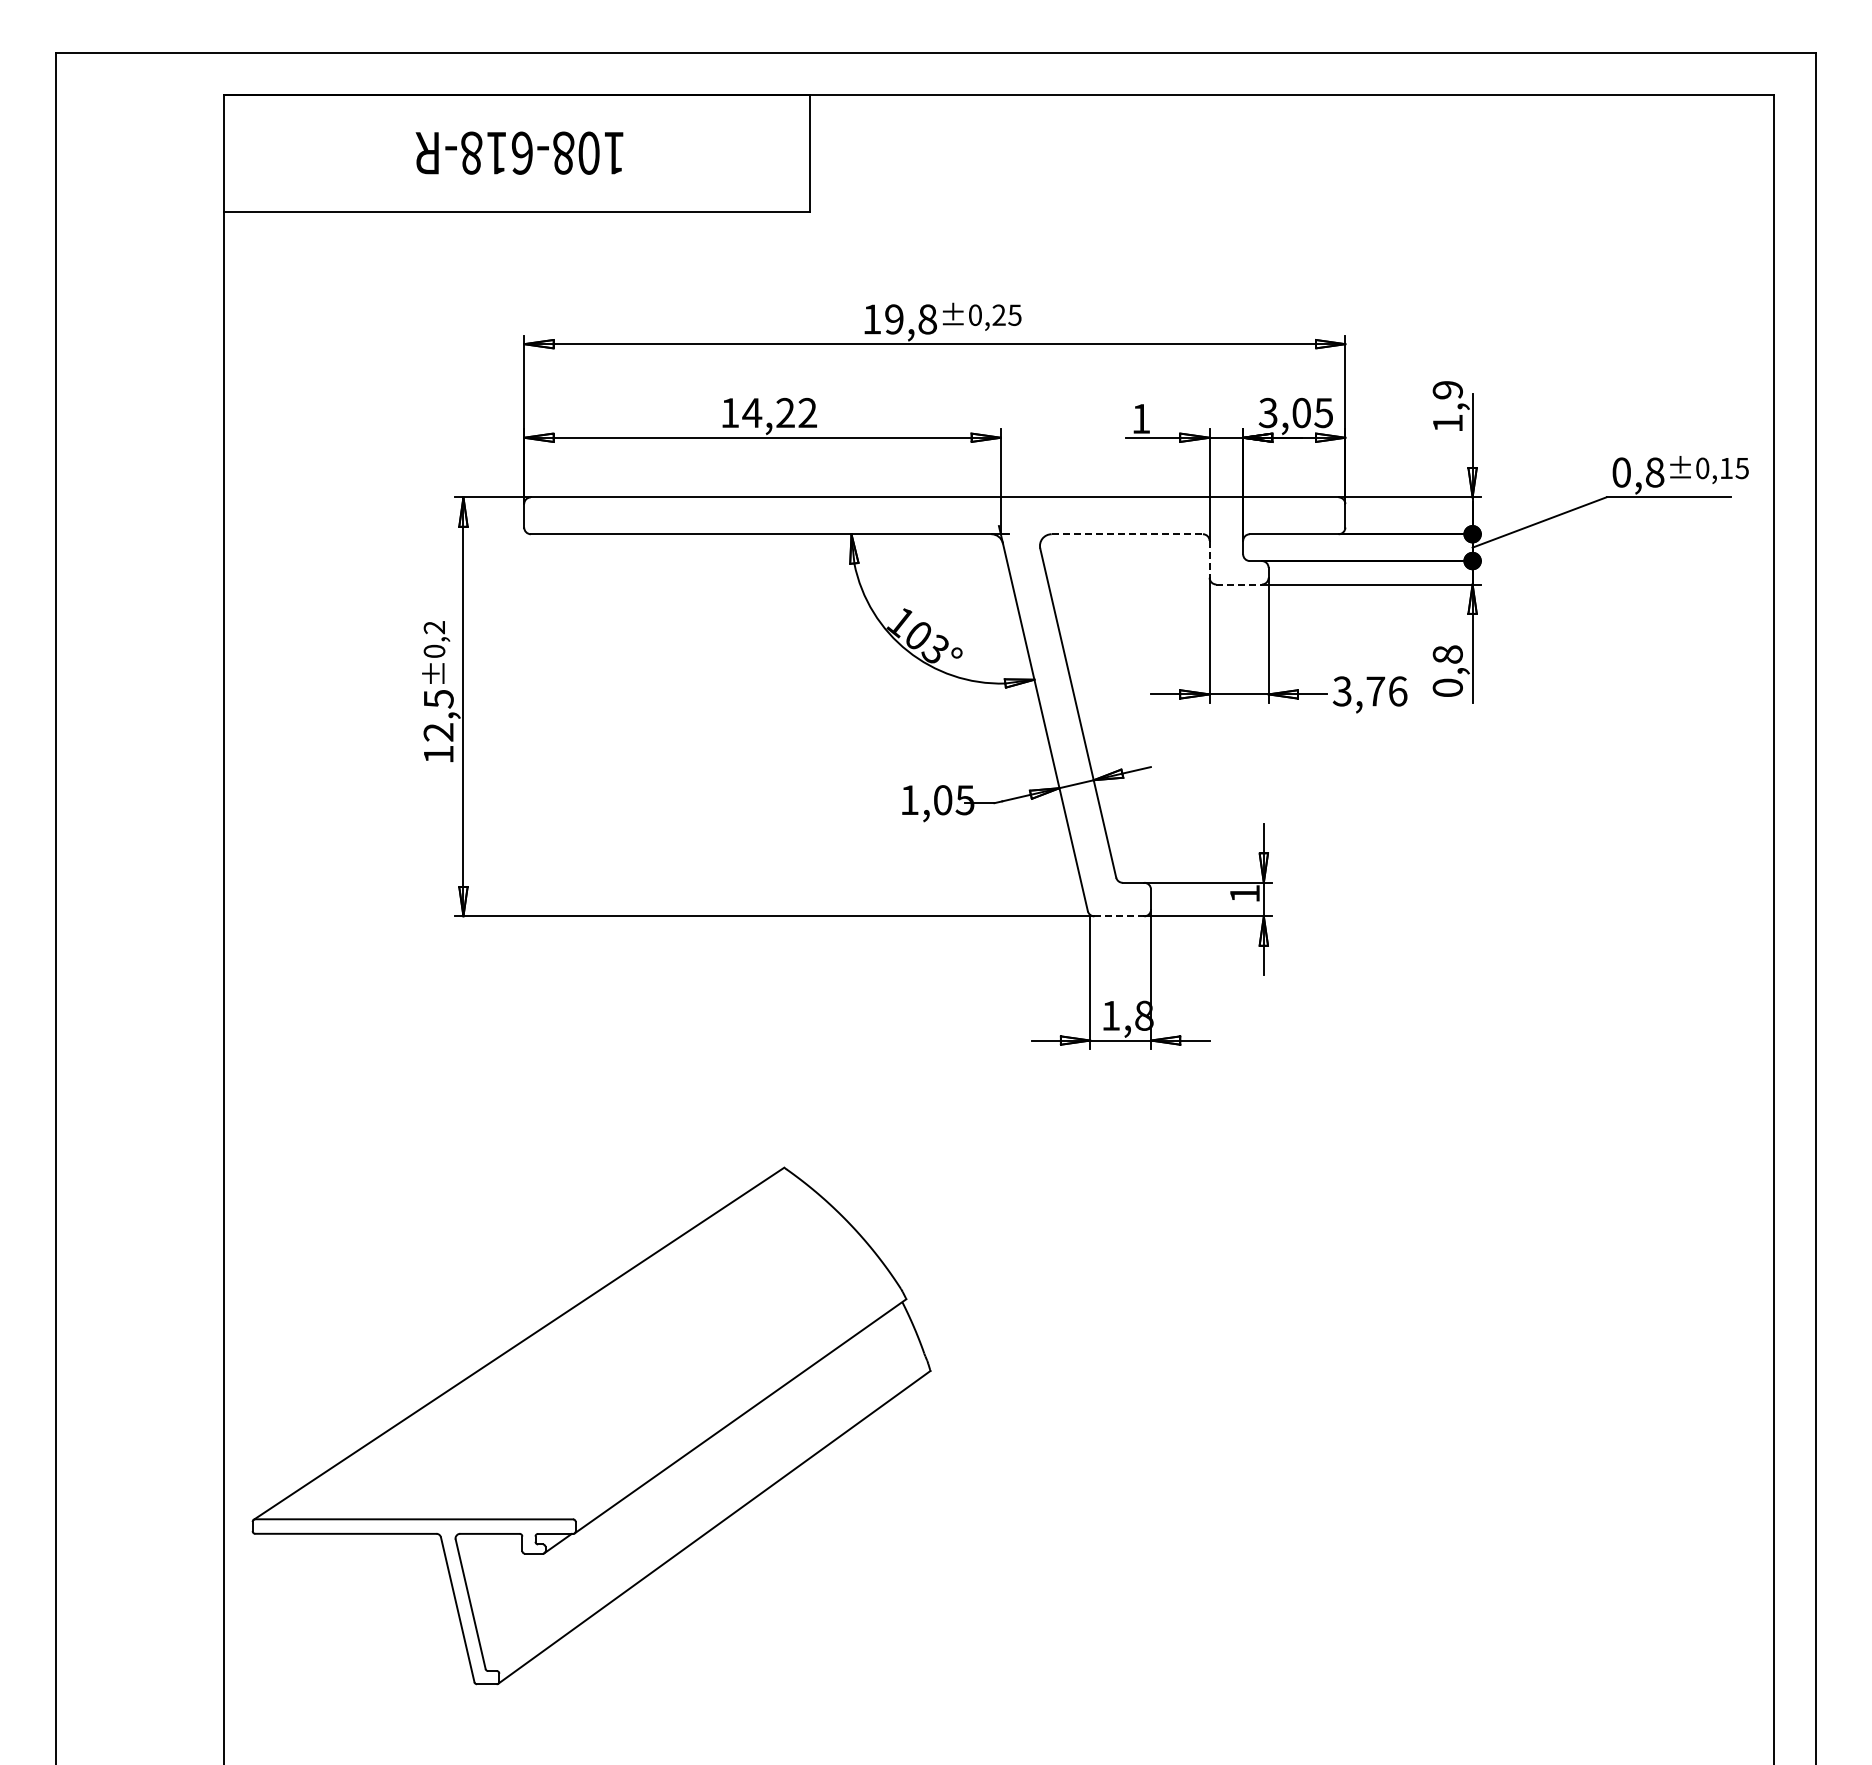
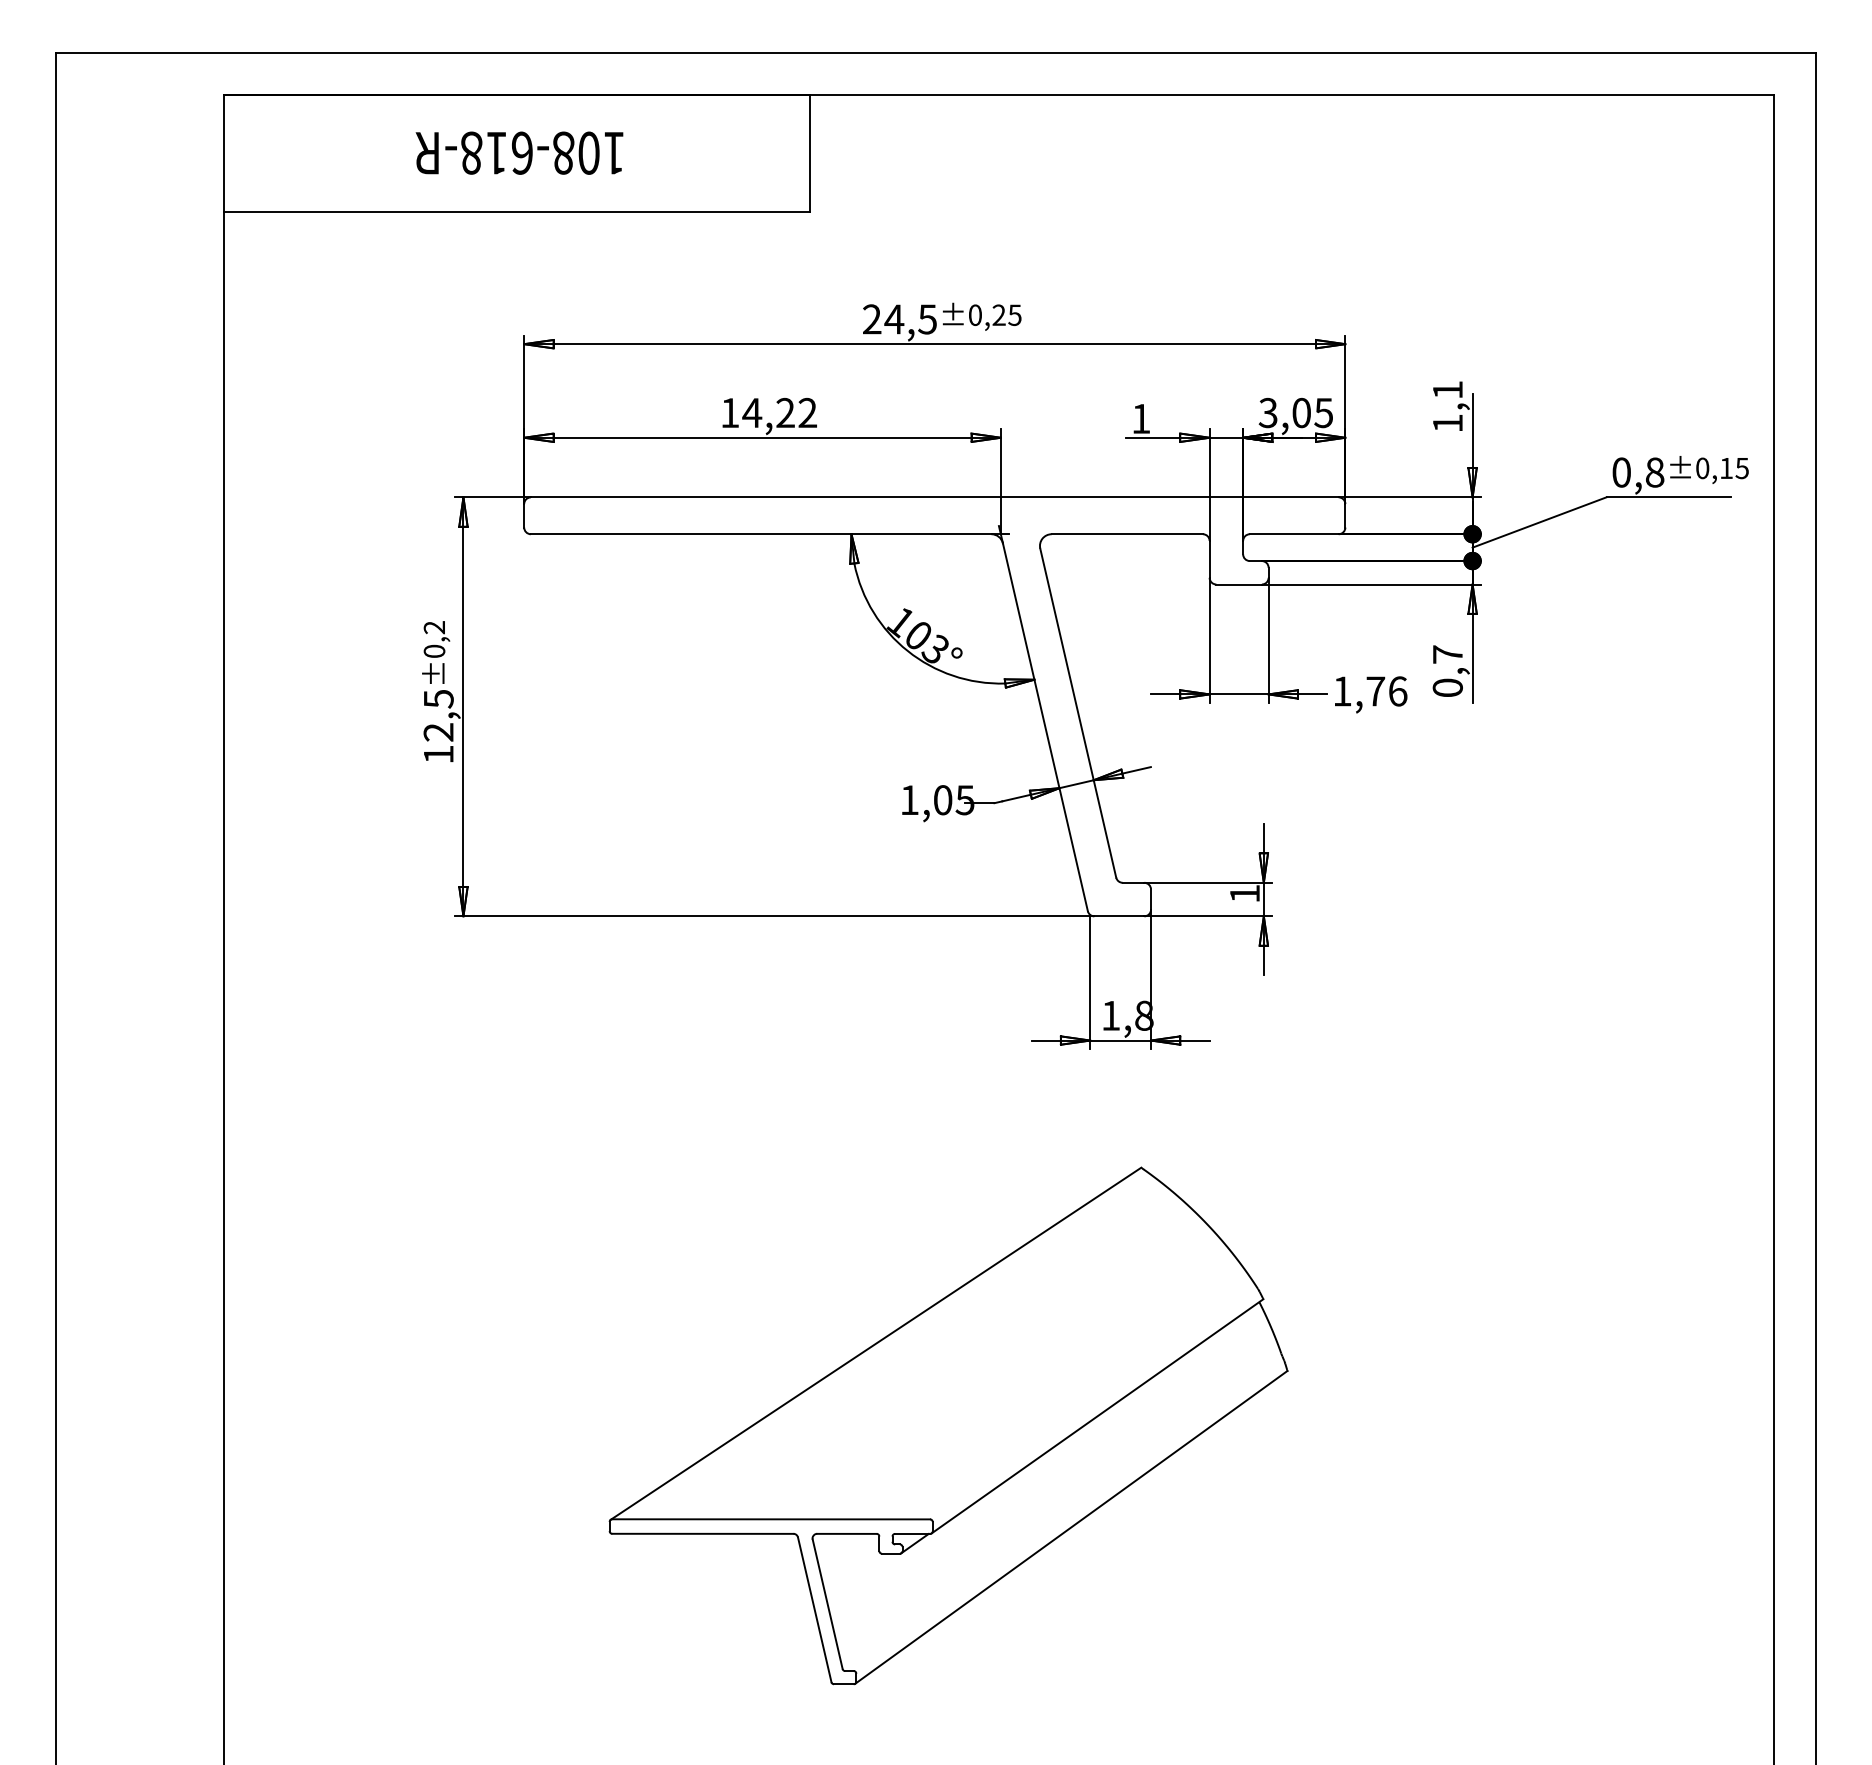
text: 19,8 -> 24,5 (899, 319)
text: 1,9 -> 1,1 (1447, 390)
line: dashed -> solid (1127, 534)
line: dashed -> solid (1209, 559)
line: dashed -> solid (1239, 584)
text: 0,8 -> 0,7 (1447, 654)
text: 3,76 -> 1,76 (1341, 691)
line: dashed -> solid (1119, 916)
part position: (591, 1425) -> (948, 1425) (948, 1425)
